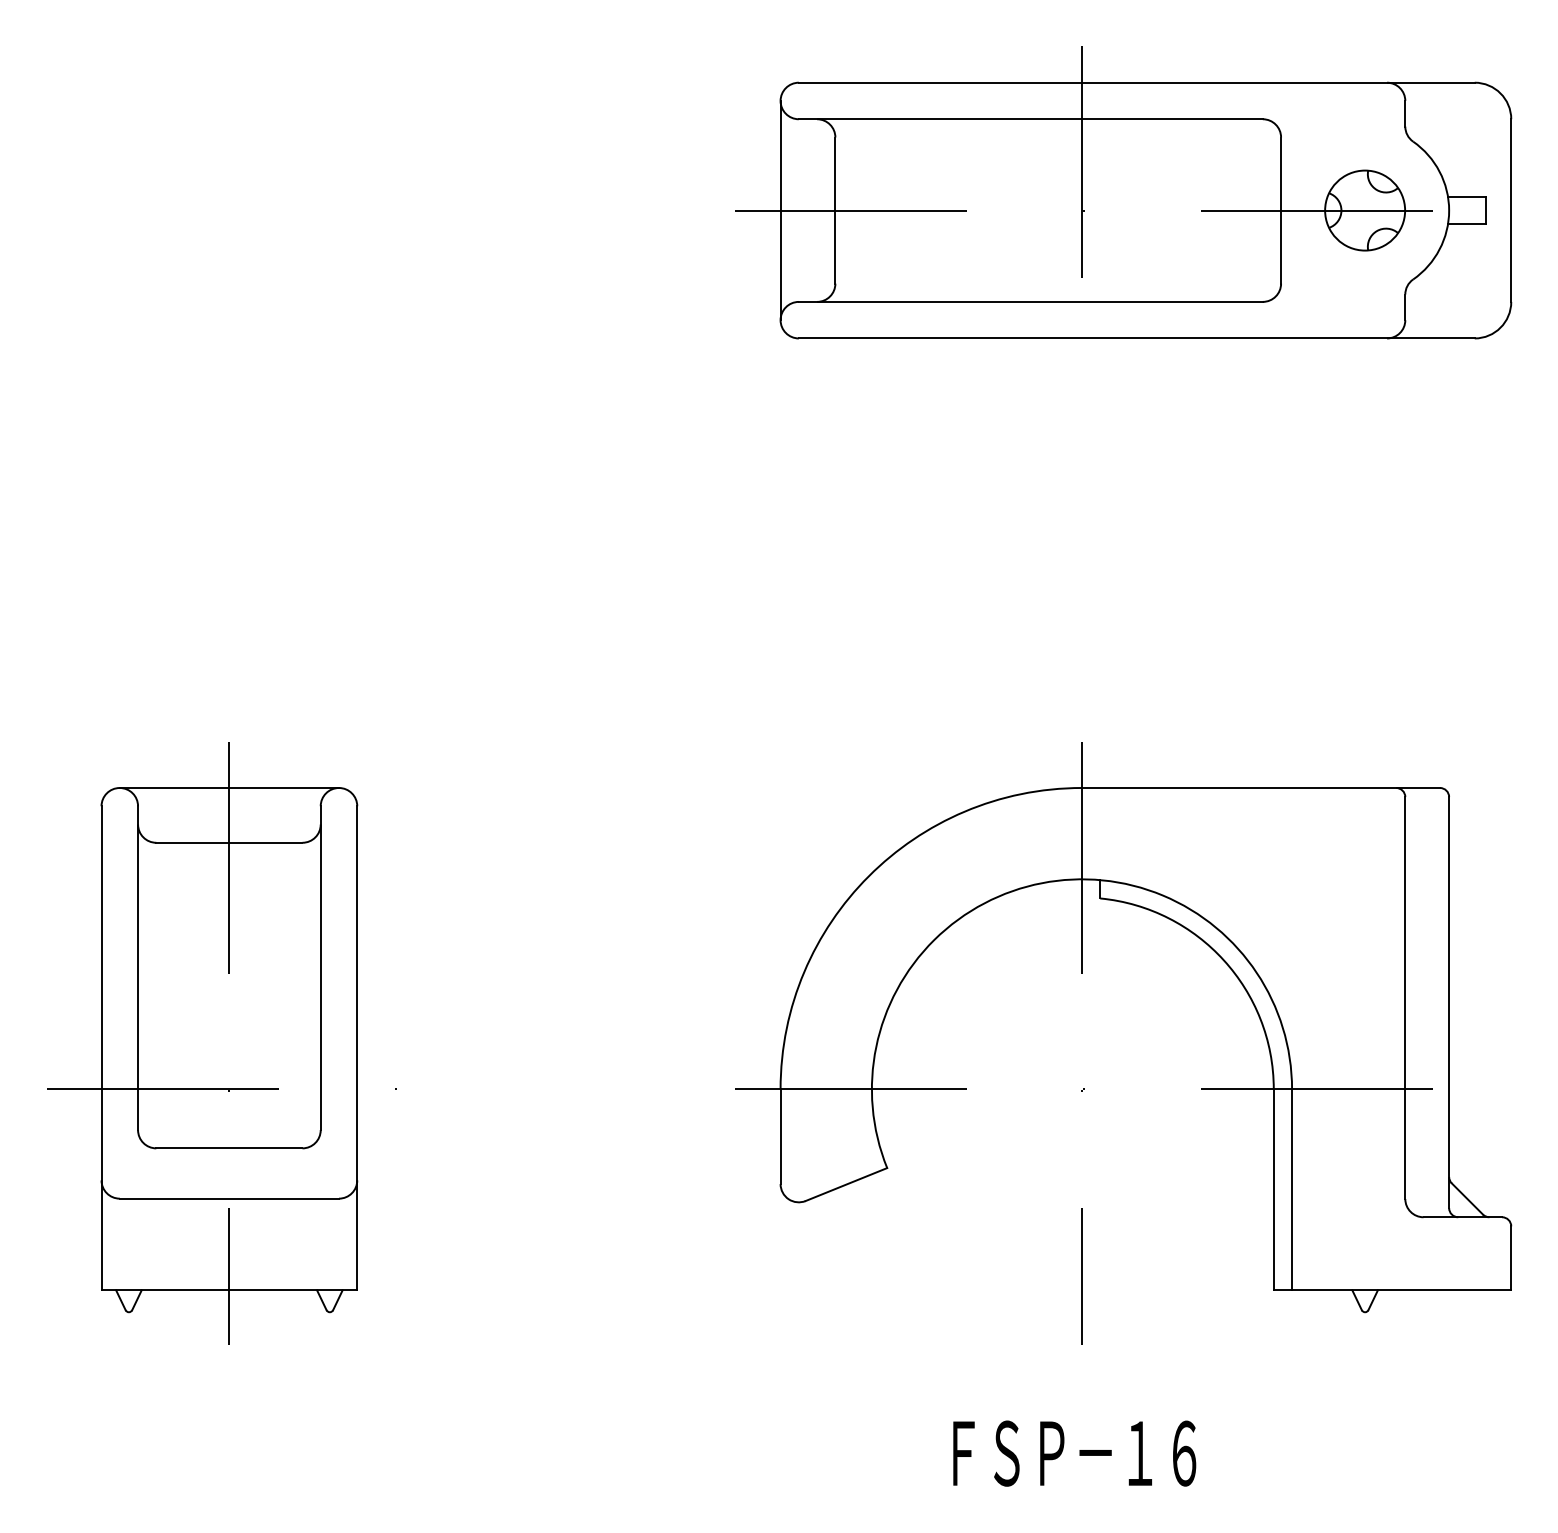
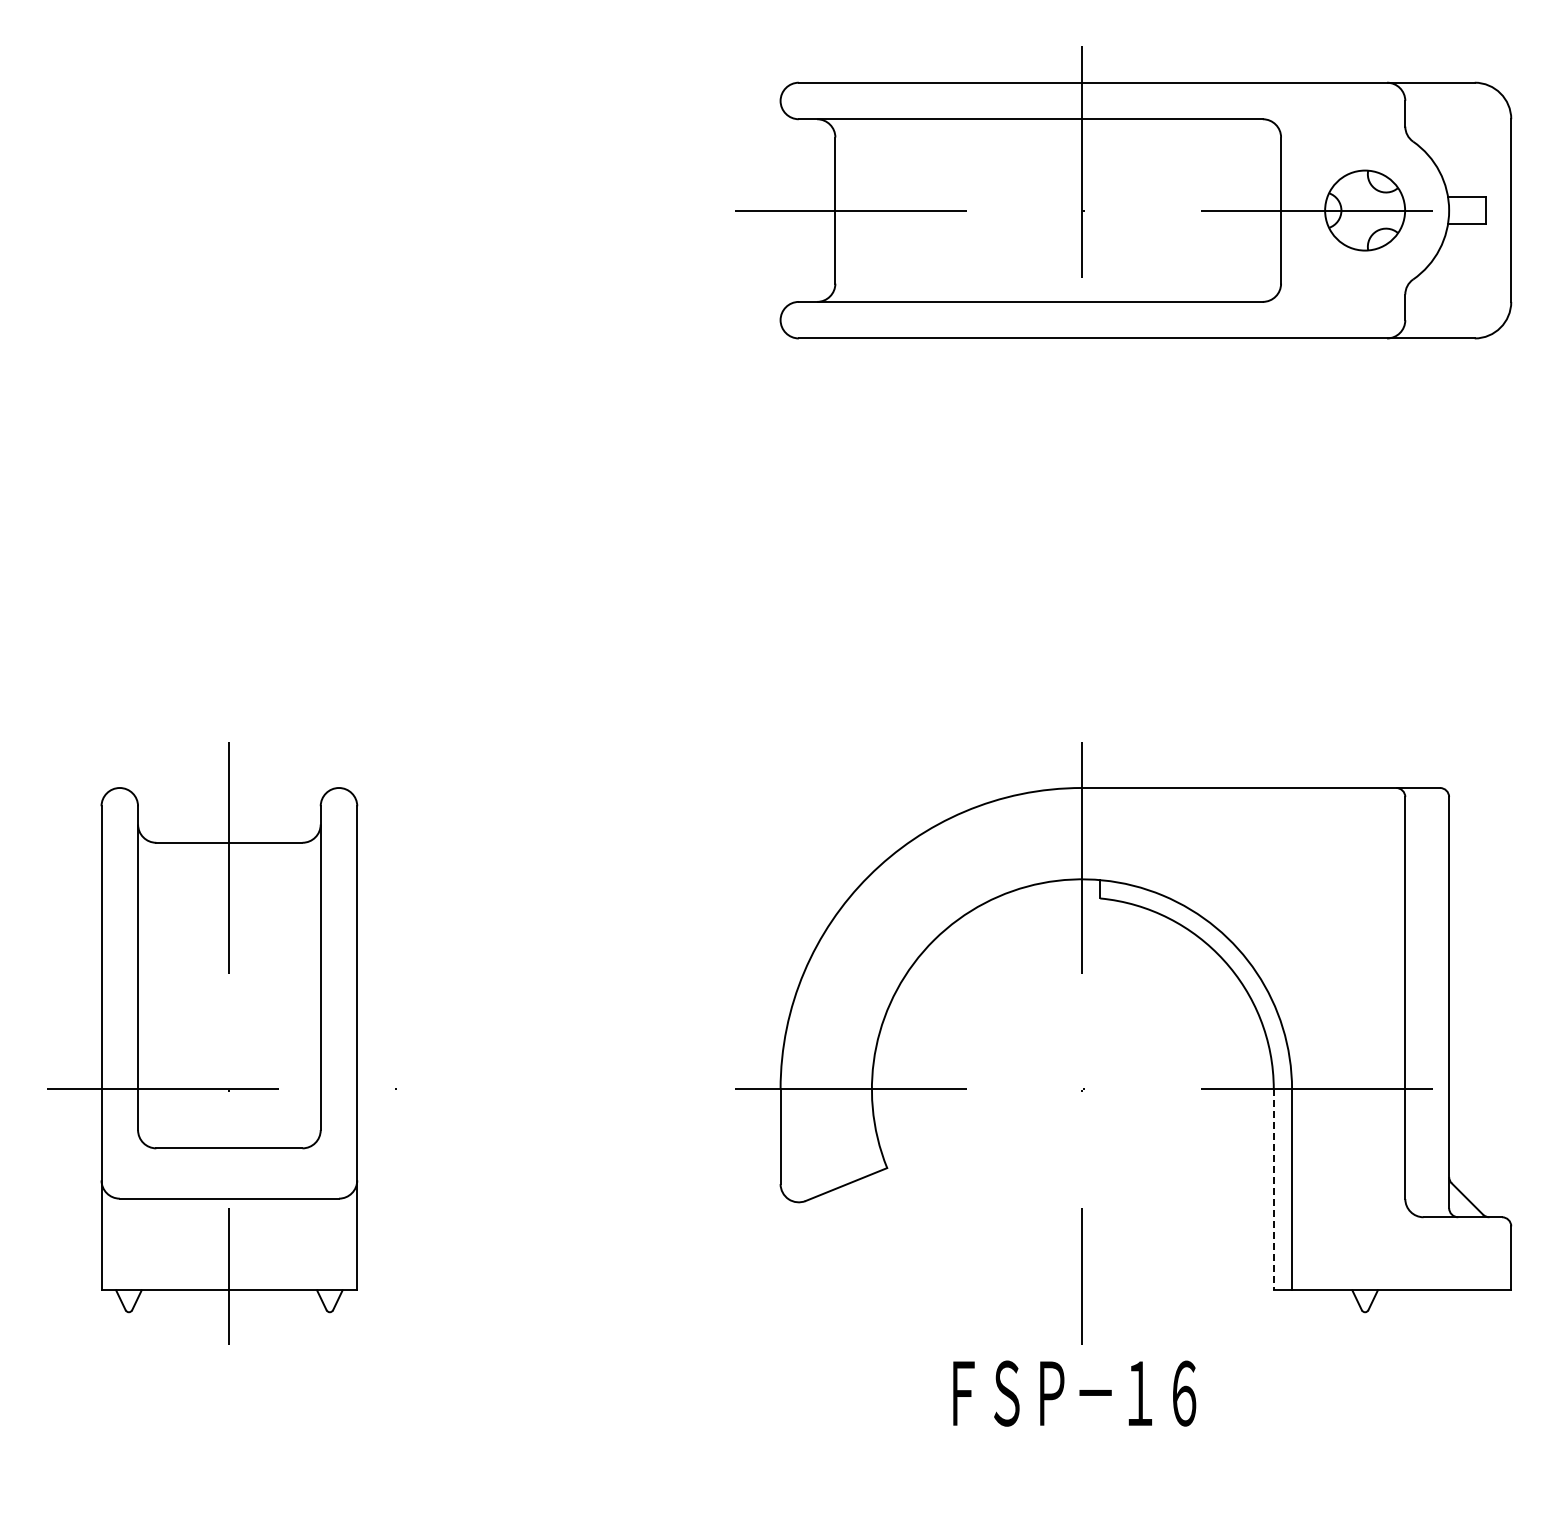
line: present -> none (780, 210)
line: present -> none (229, 787)
line: solid -> dashed (1273, 1190)
text position: (1074, 1453) -> (1074, 1393) (1074, 1393)
